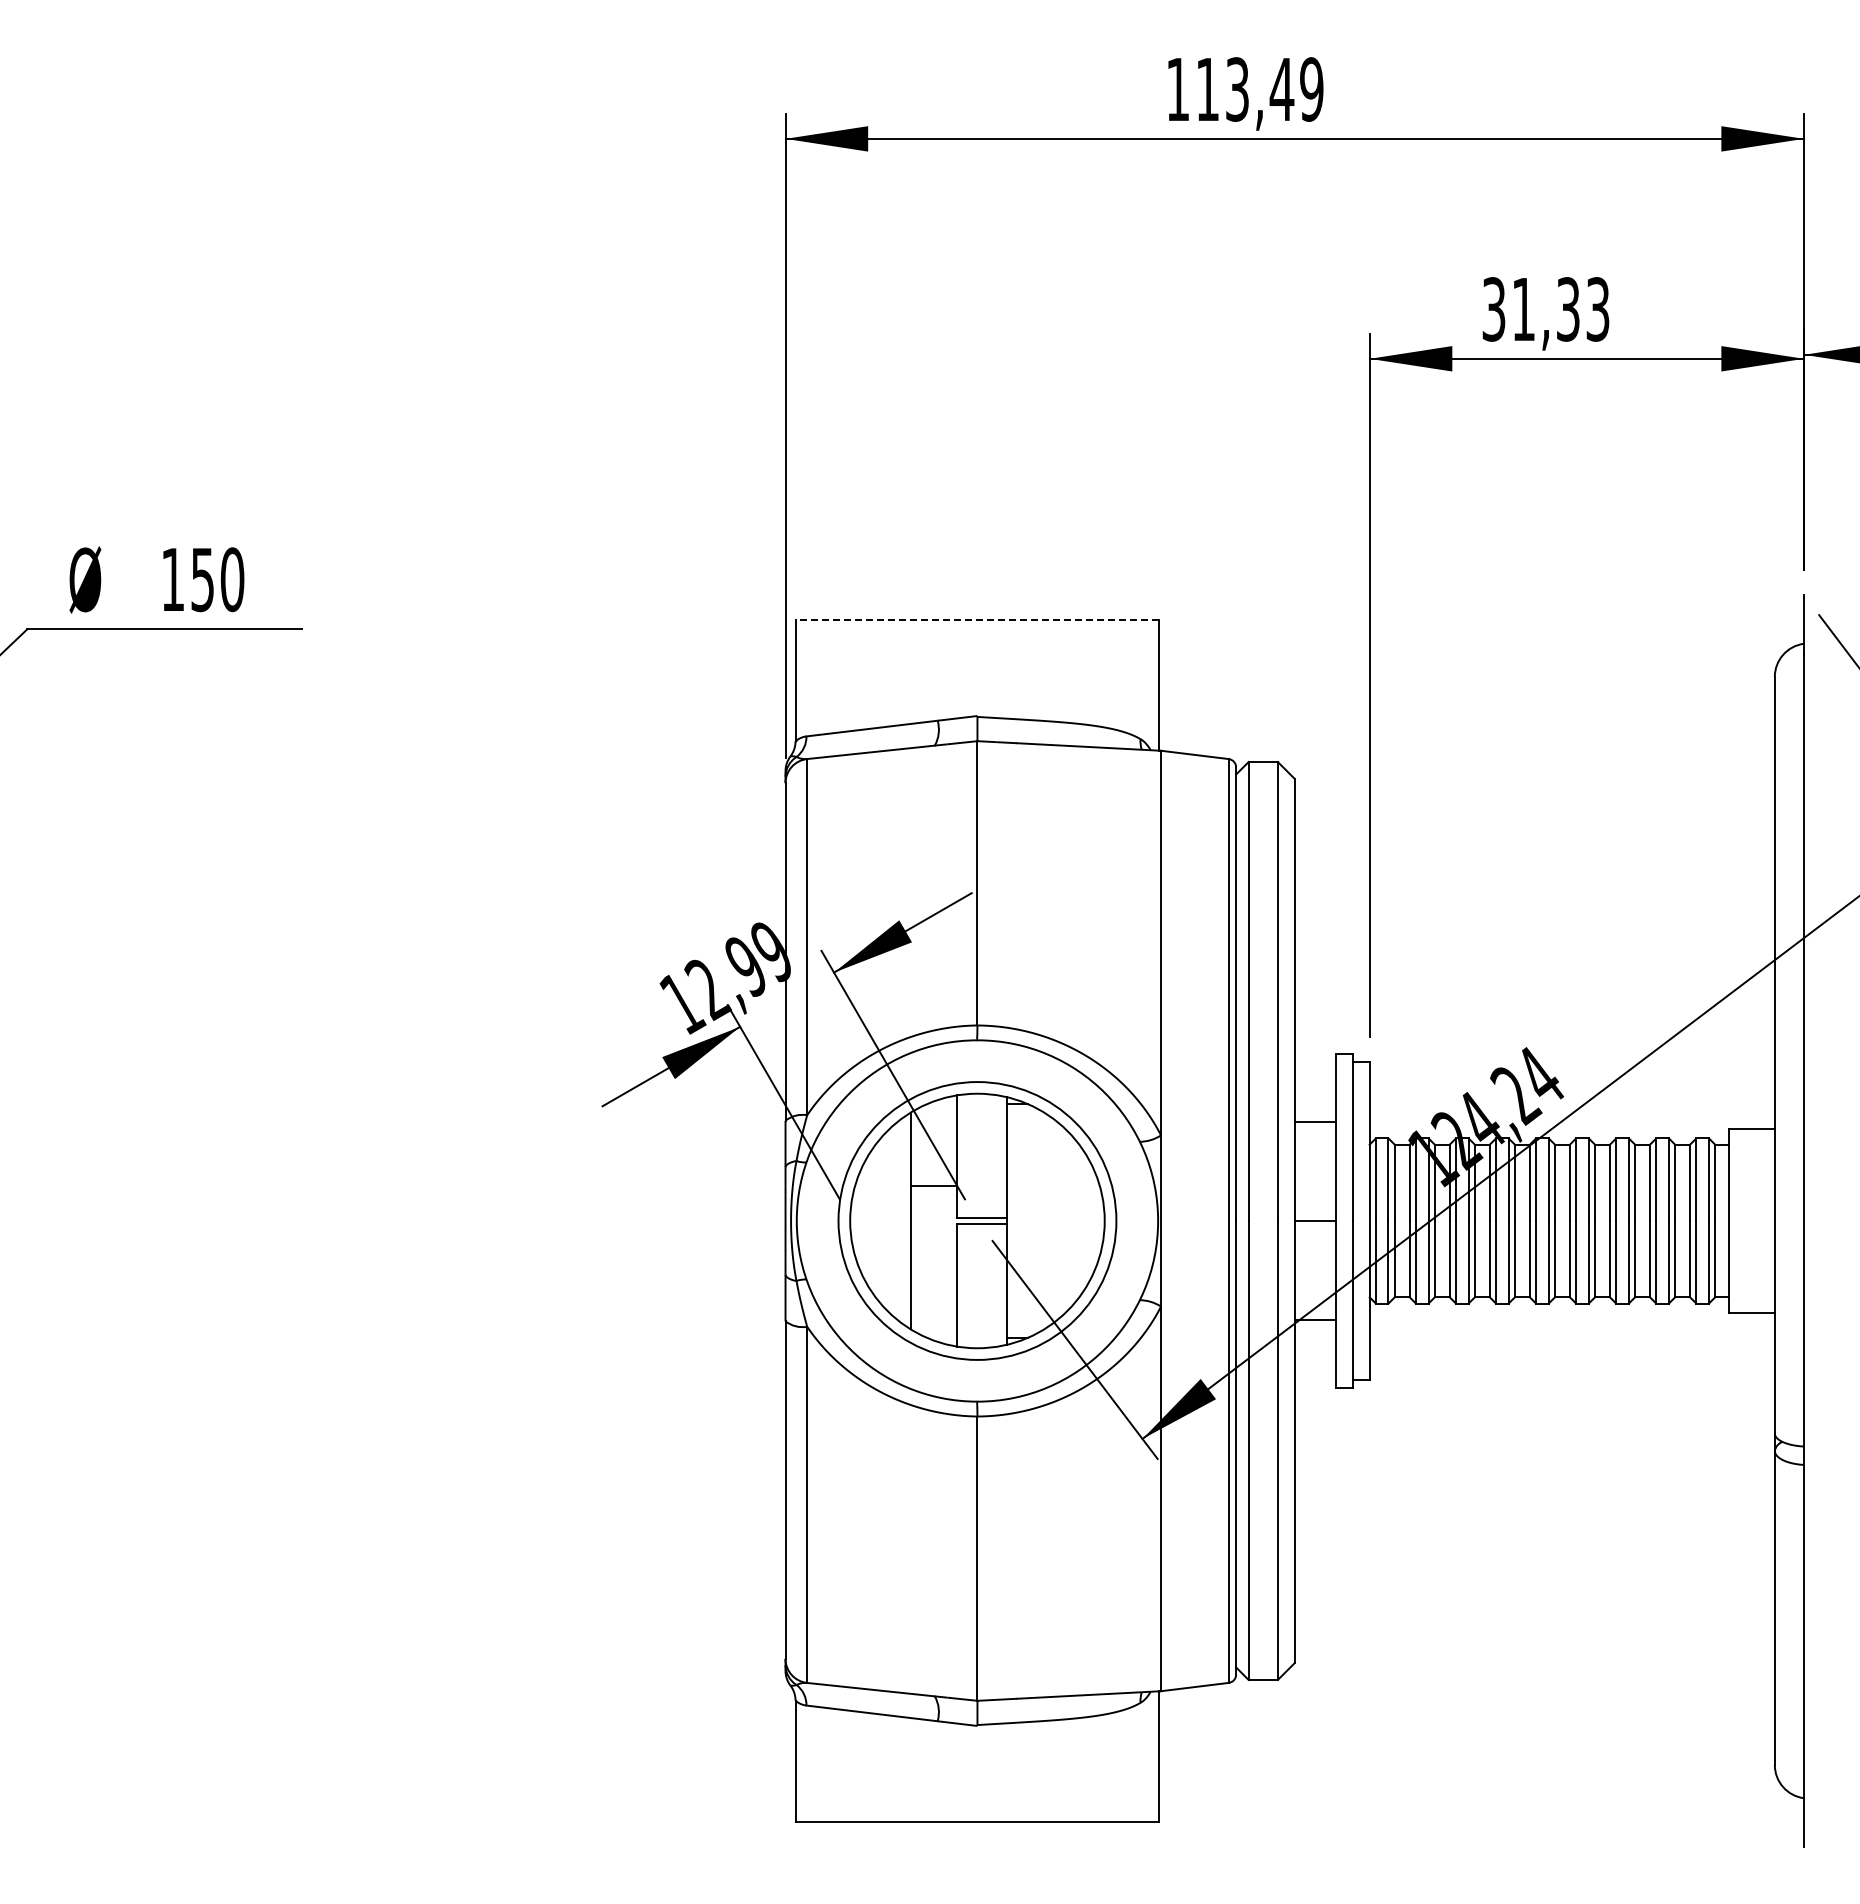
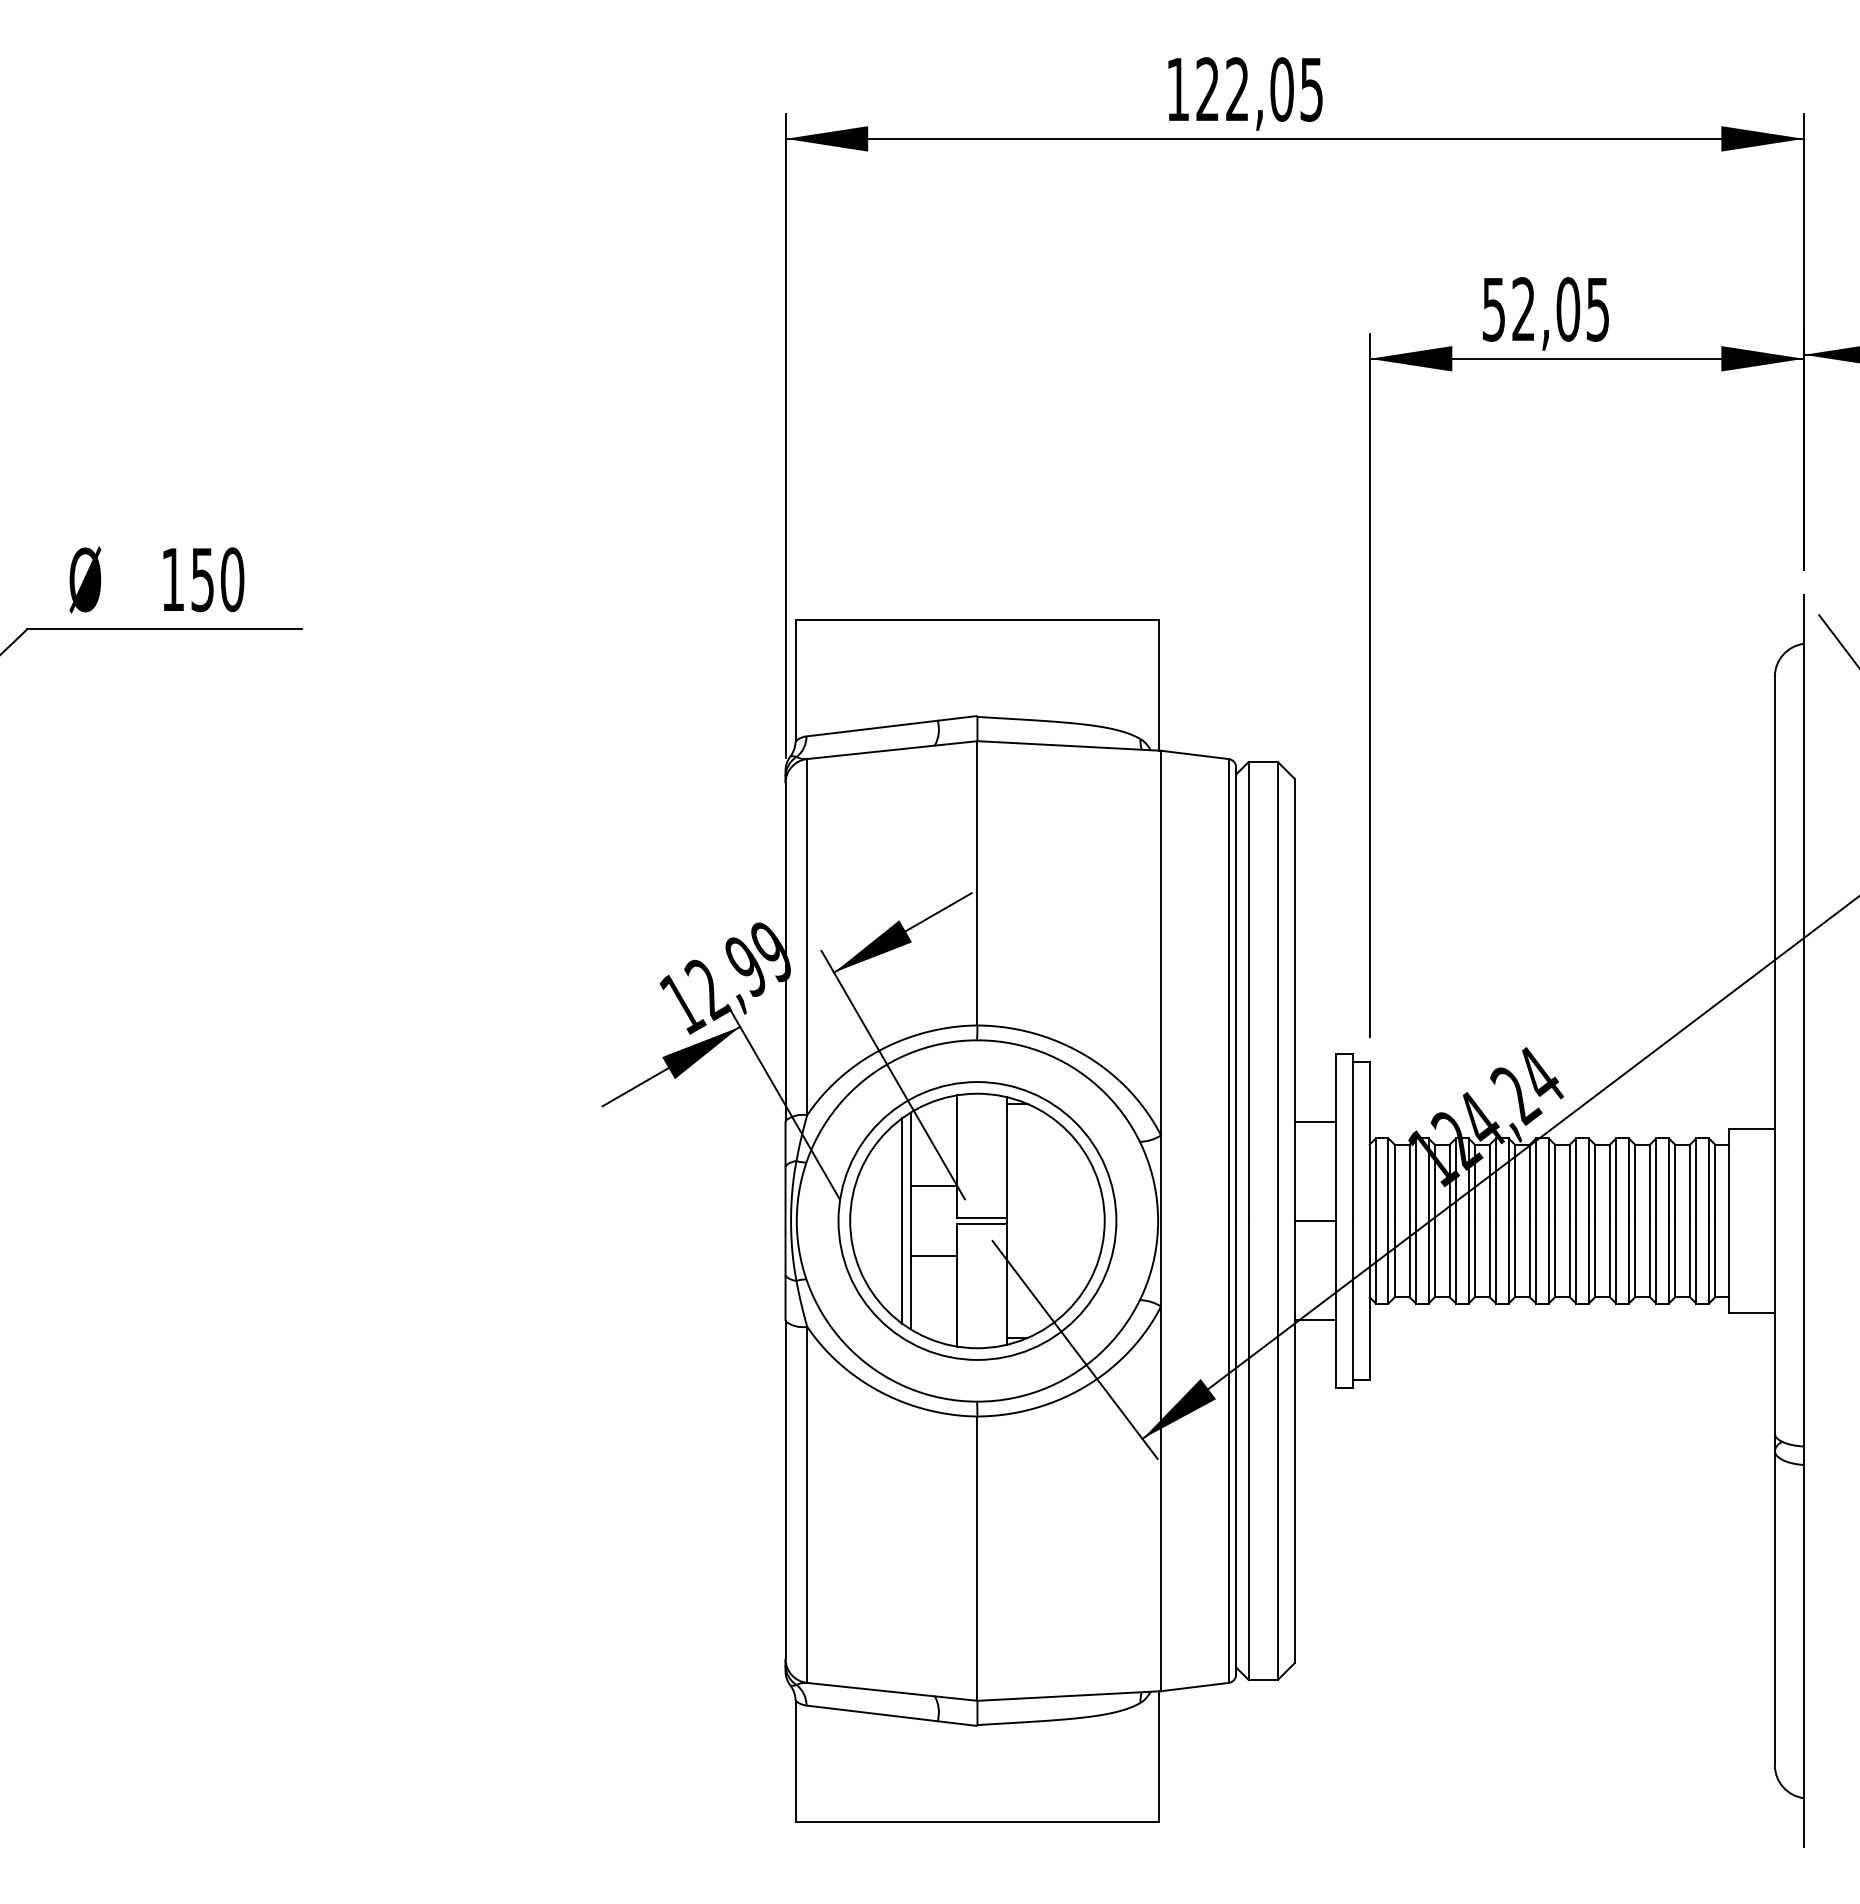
text: 113,49 -> 122,05 (1259, 89)
text: 31,33 -> 52,05 (1546, 309)
line: dashed -> solid (977, 620)
line: none -> present (902, 1220)
line: none -> present (933, 1256)
